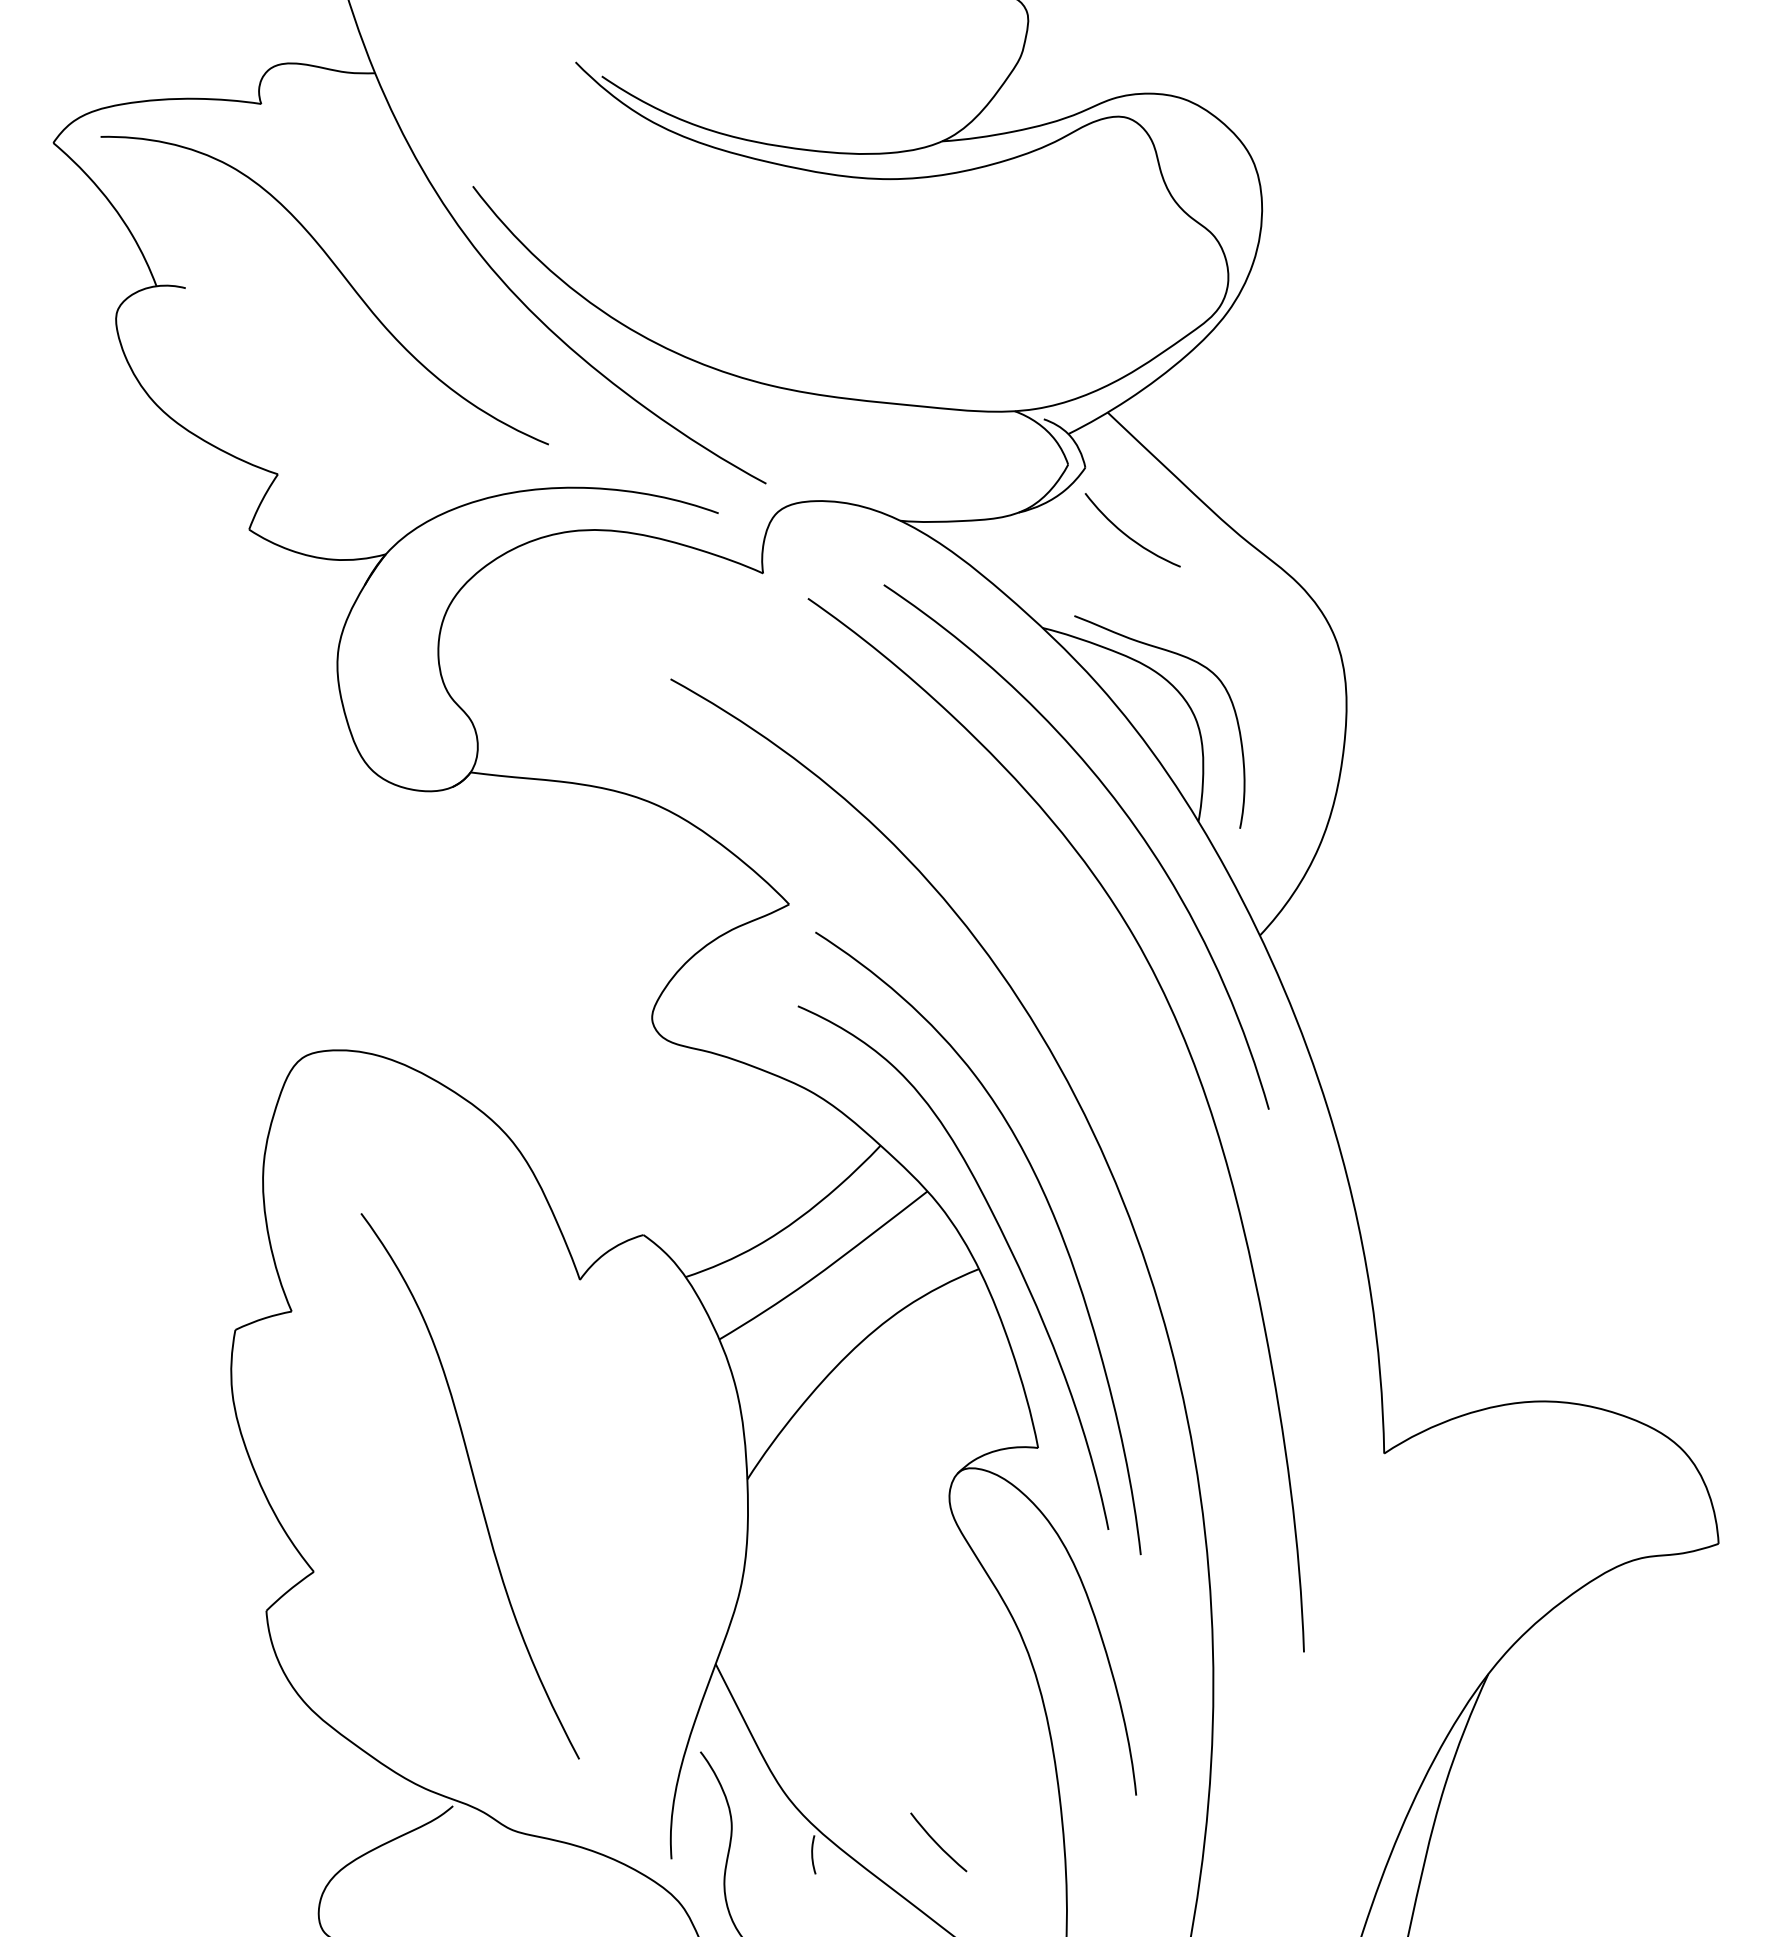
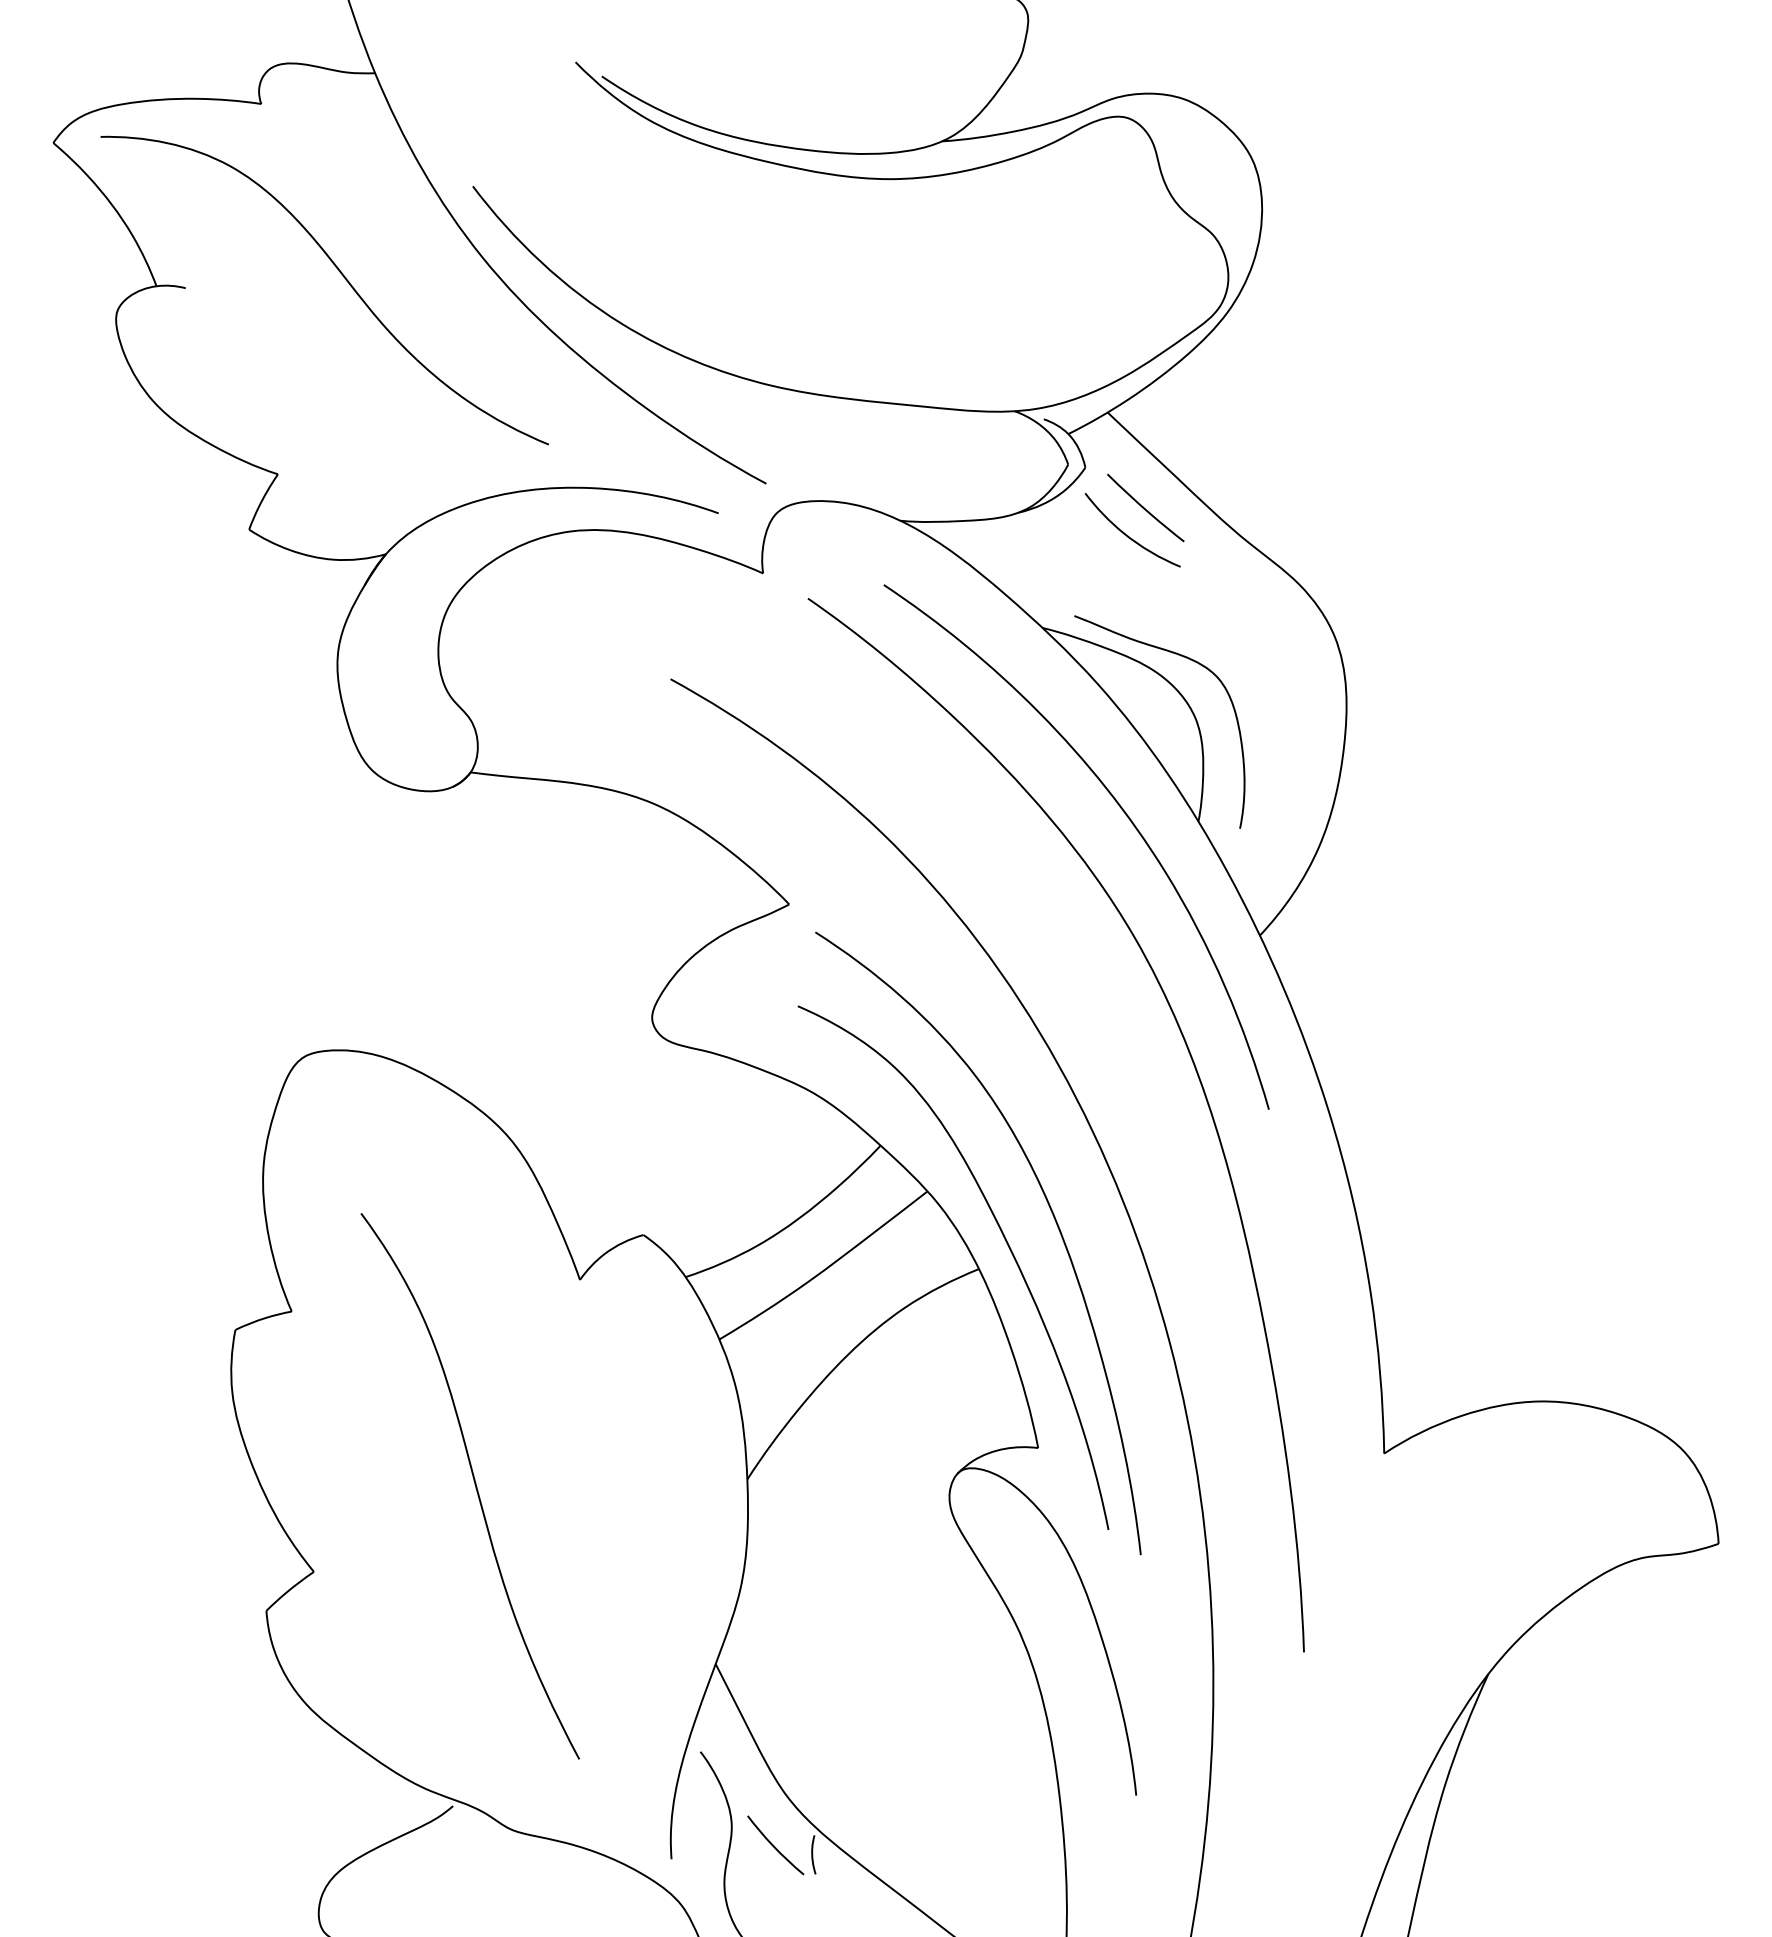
curve: none -> present (1144, 507)
curve position: (937, 1842) -> (774, 1845) (774, 1845)
